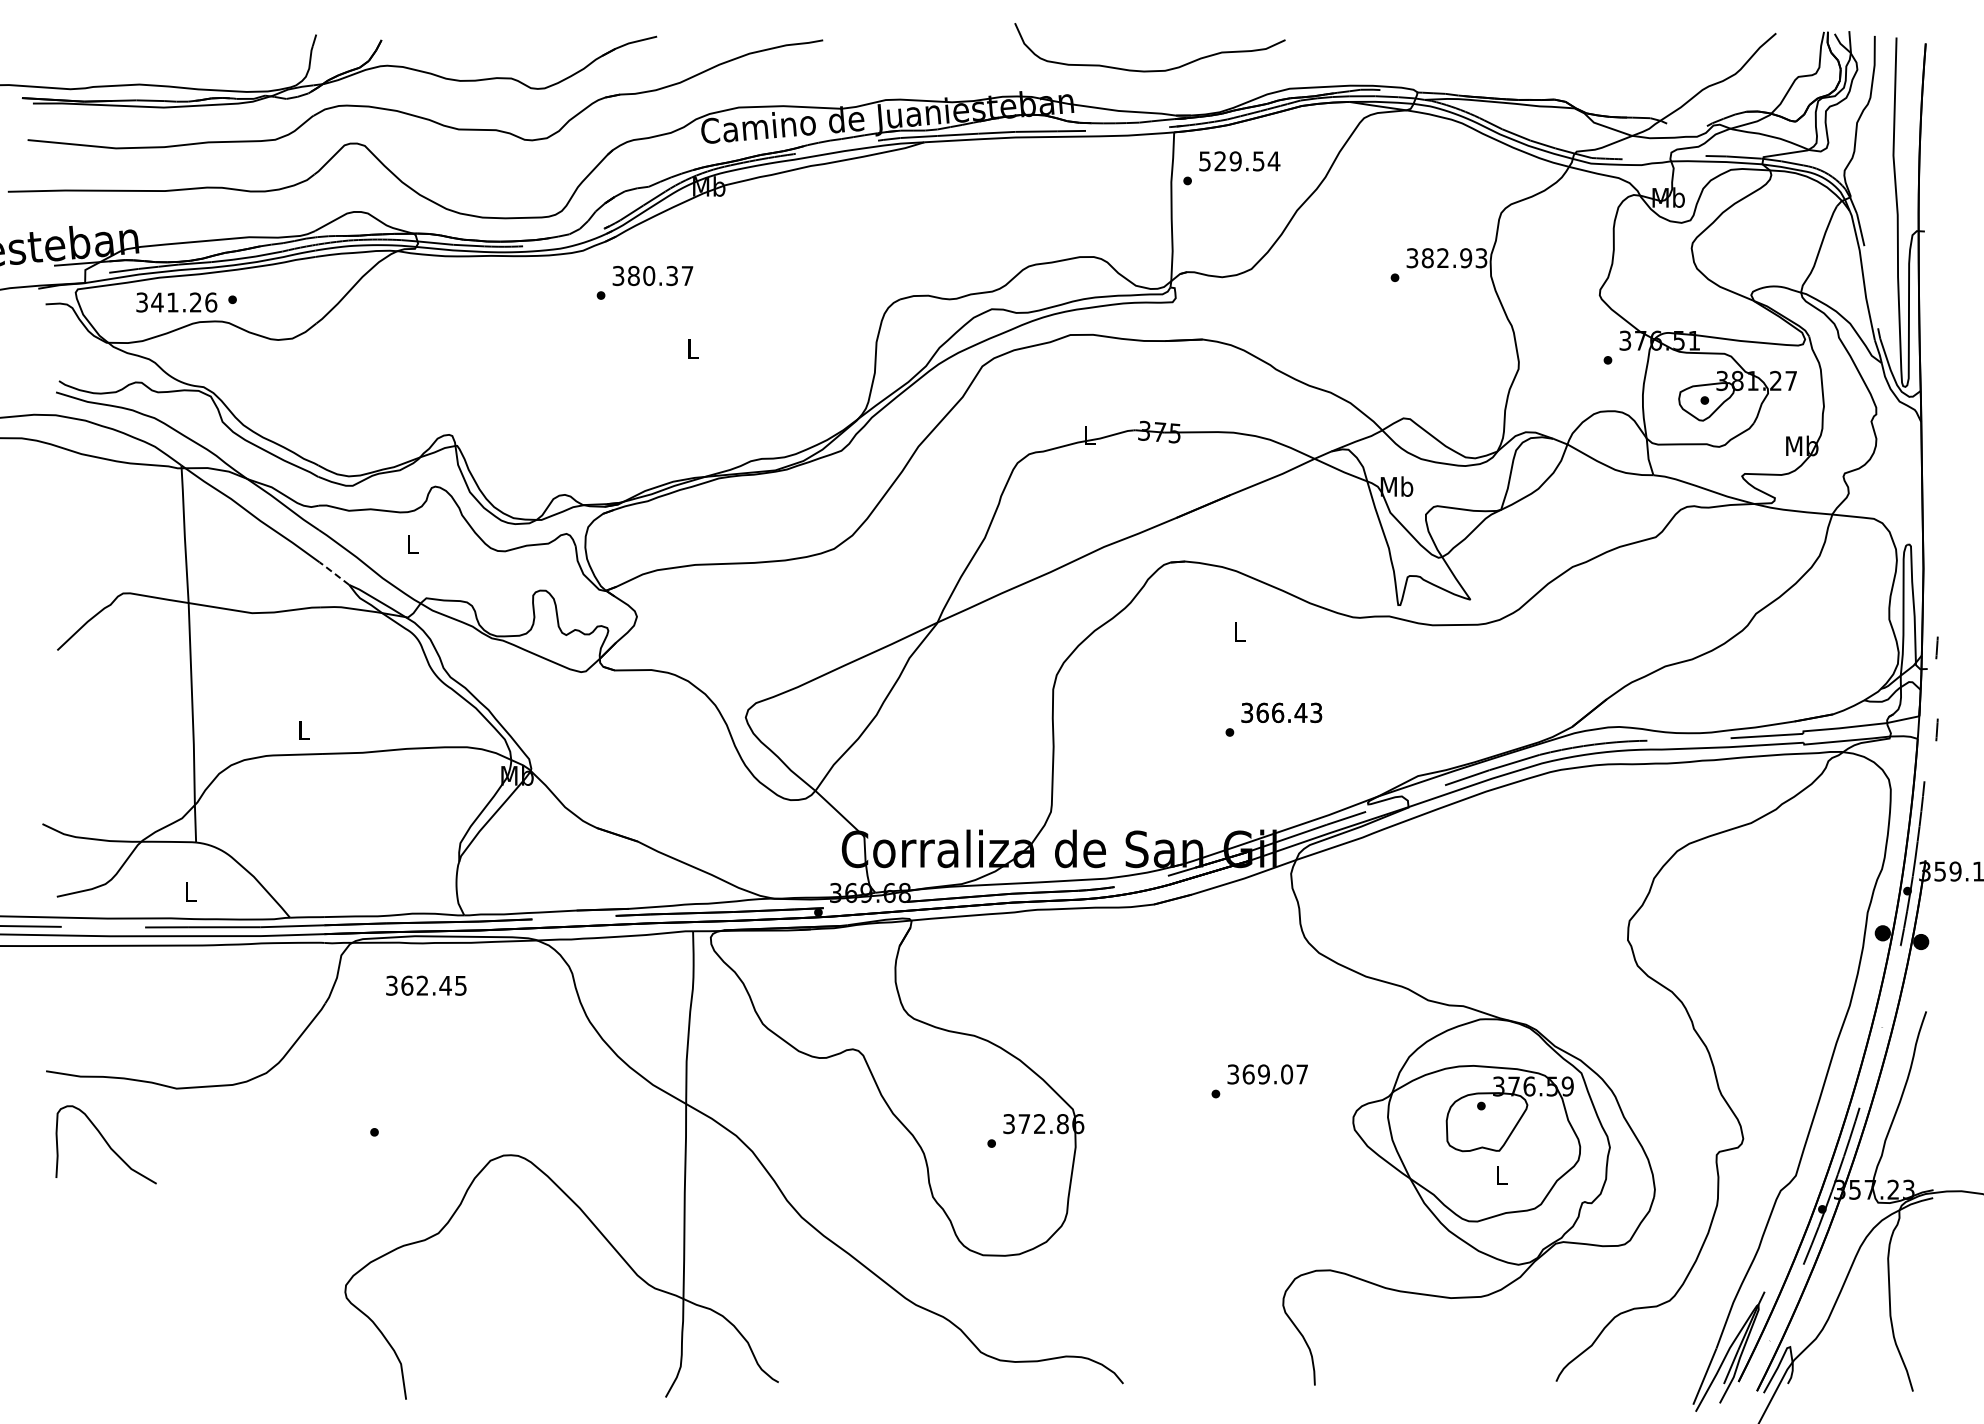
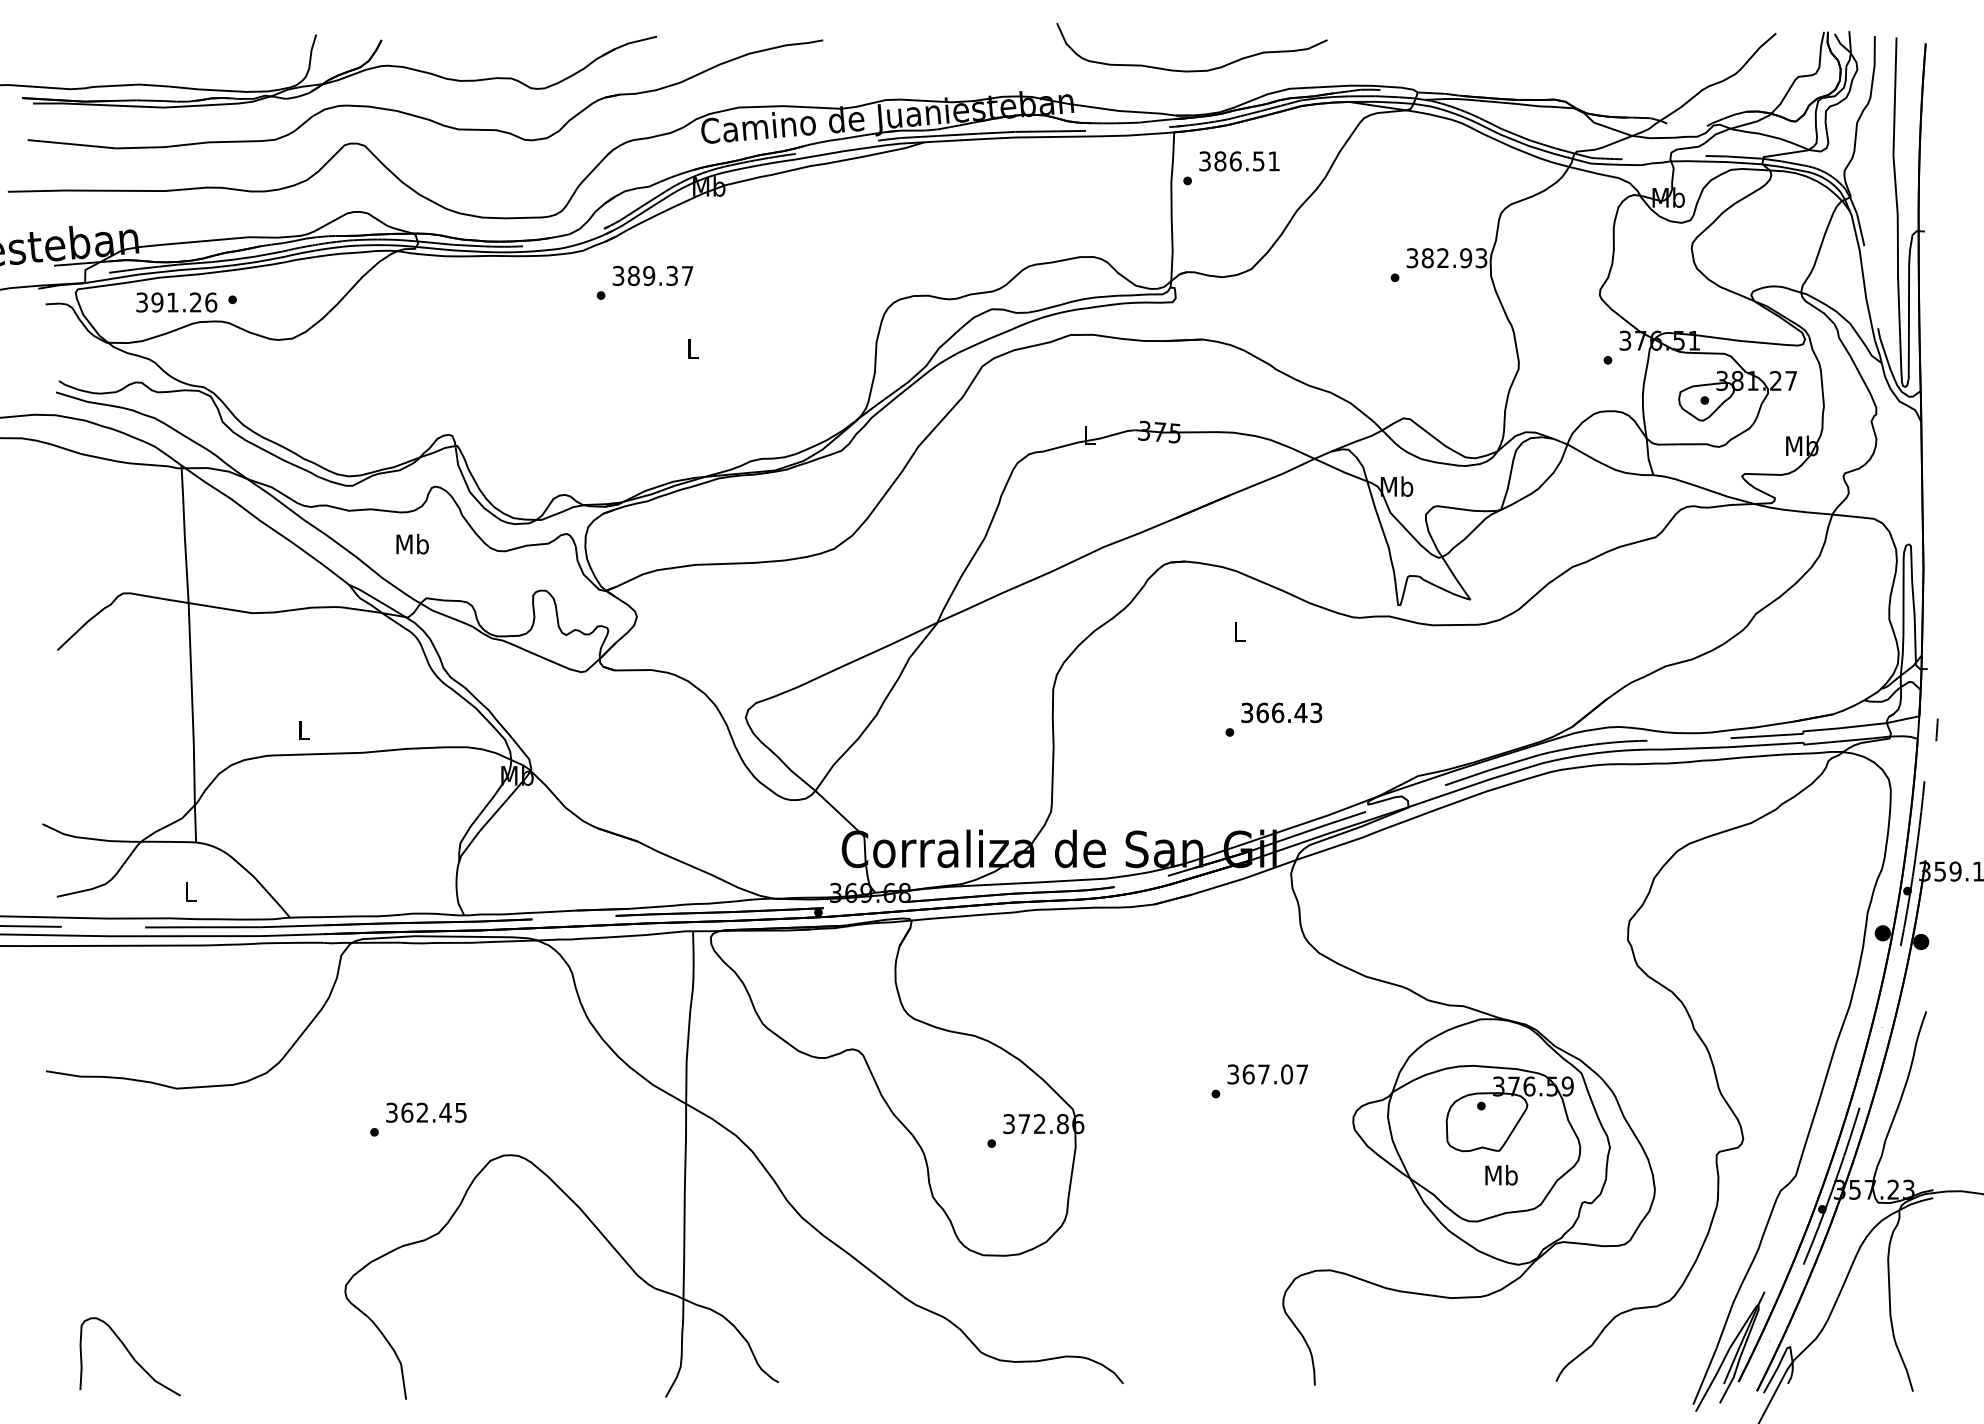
curve position: (1149, 70) -> (1191, 70) (1191, 70)
text: 529.54 -> 386.51 (1239, 161)
text: 380.37 -> 389.37 (649, 276)
text: 341.26 -> 391.26 (157, 302)
text: L -> Mb (412, 543)
line: dashed -> solid (333, 572)
line: present -> none (1936, 647)
text position: (426, 985) -> (426, 1112) (426, 1112)
text: 369.07 -> 367.07 (1263, 1074)
curve position: (106, 1144) -> (130, 1356) (130, 1356)
text: L -> Mb (1501, 1175)
